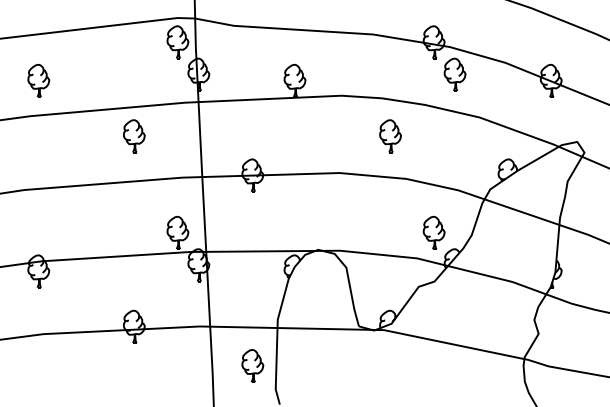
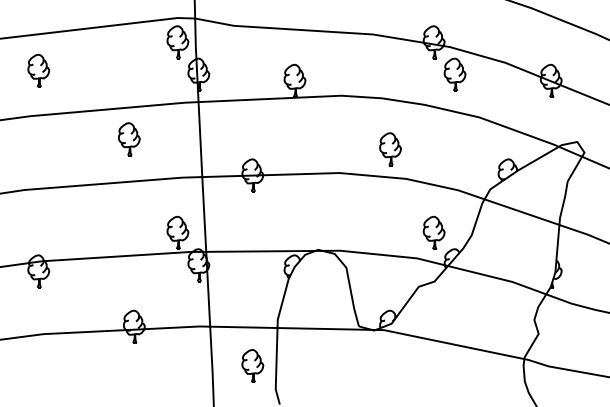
part position: (38, 80) -> (38, 70) (38, 70)
part position: (134, 136) -> (129, 139) (129, 139)
part position: (390, 136) -> (390, 149) (390, 149)
